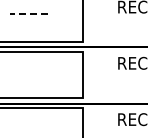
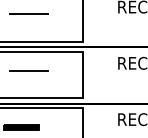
line: dashed -> solid (28, 14)
line: none -> present (28, 70)
part: none -> present (21, 127)
